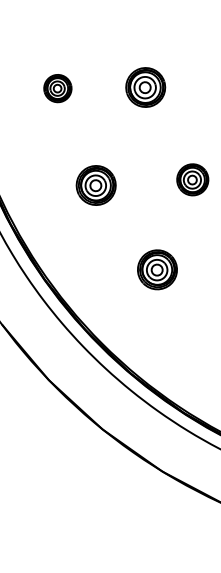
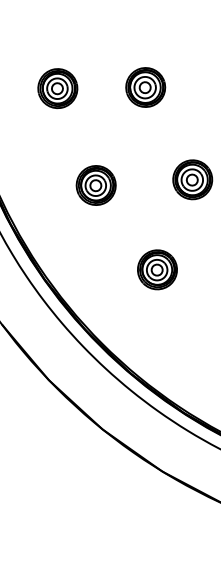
part size: 30x30 px -> 42x41 px (57, 88)
part size: 34x34 px -> 42x42 px (192, 179)
